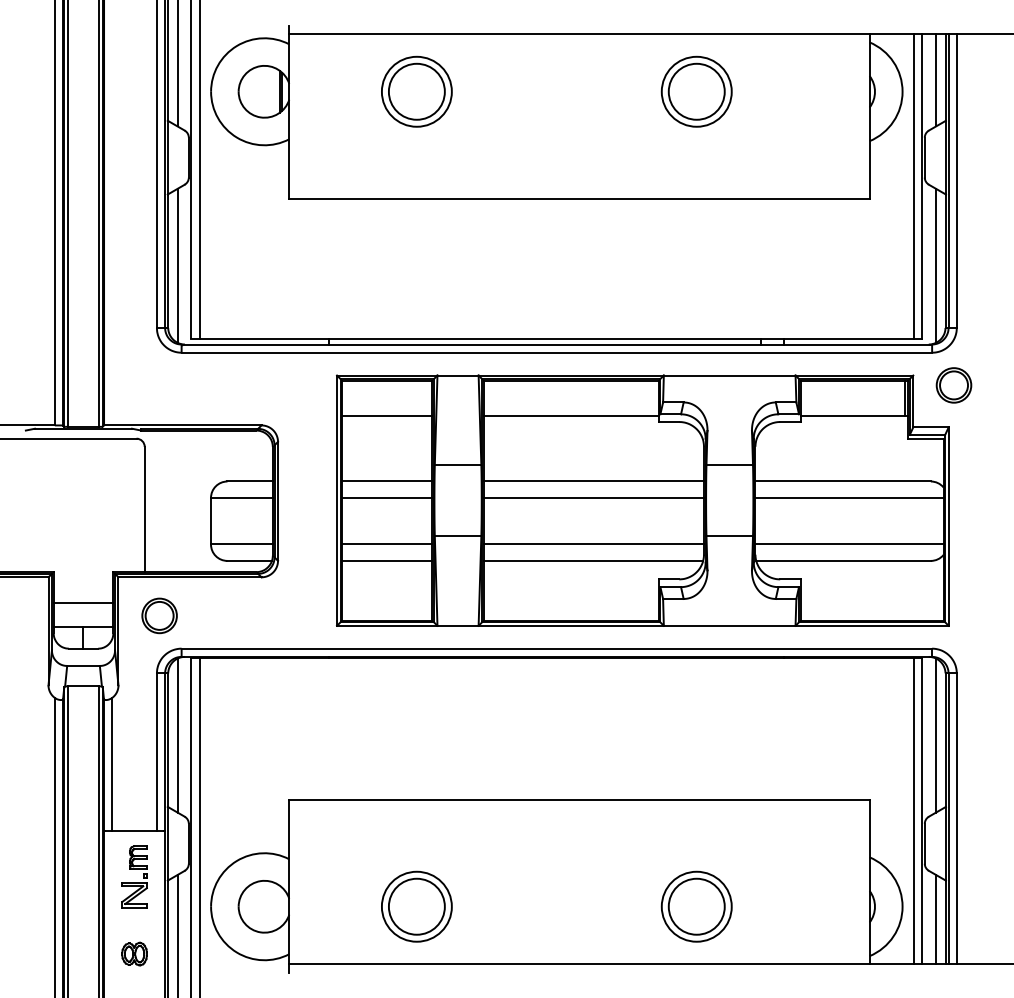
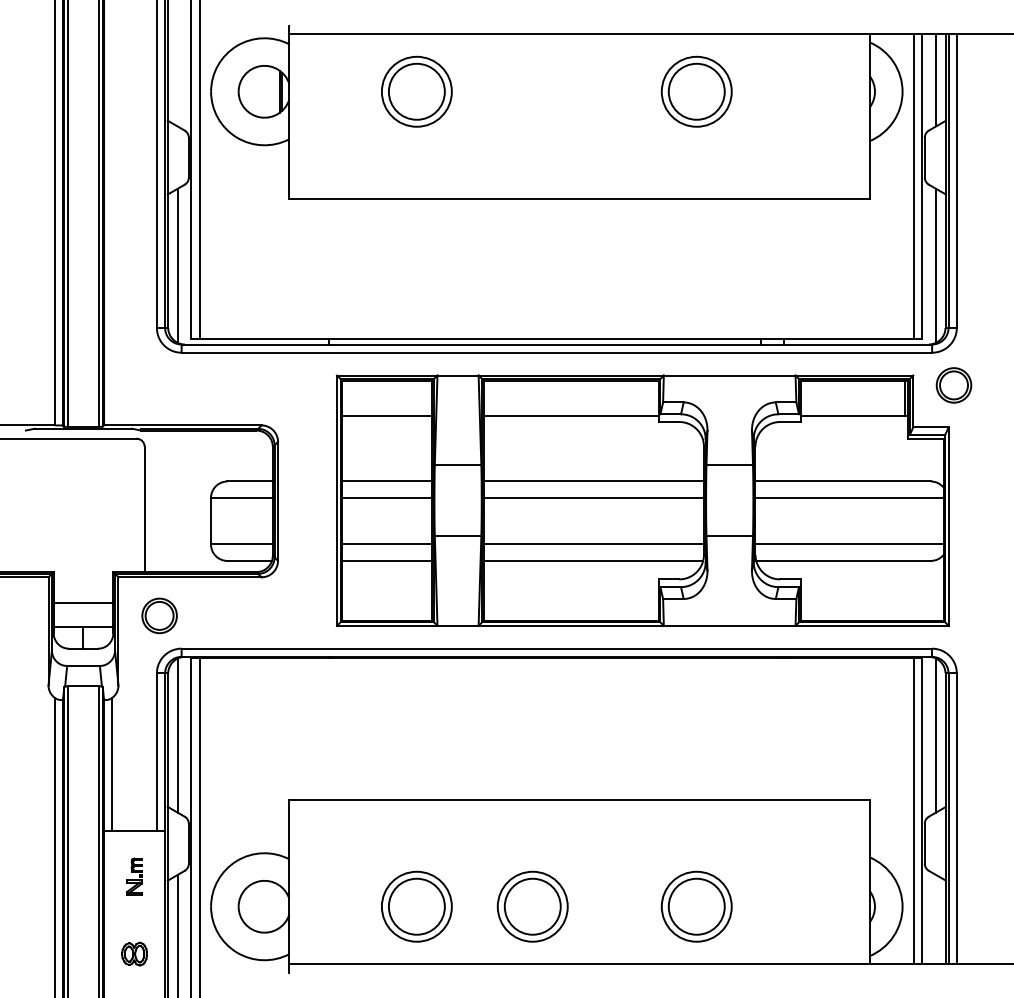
line: present -> none (177, 64)
part size: 27x64 px -> 17x39 px (134, 876)
part: none -> present (532, 906)
line: present -> none (936, 919)
